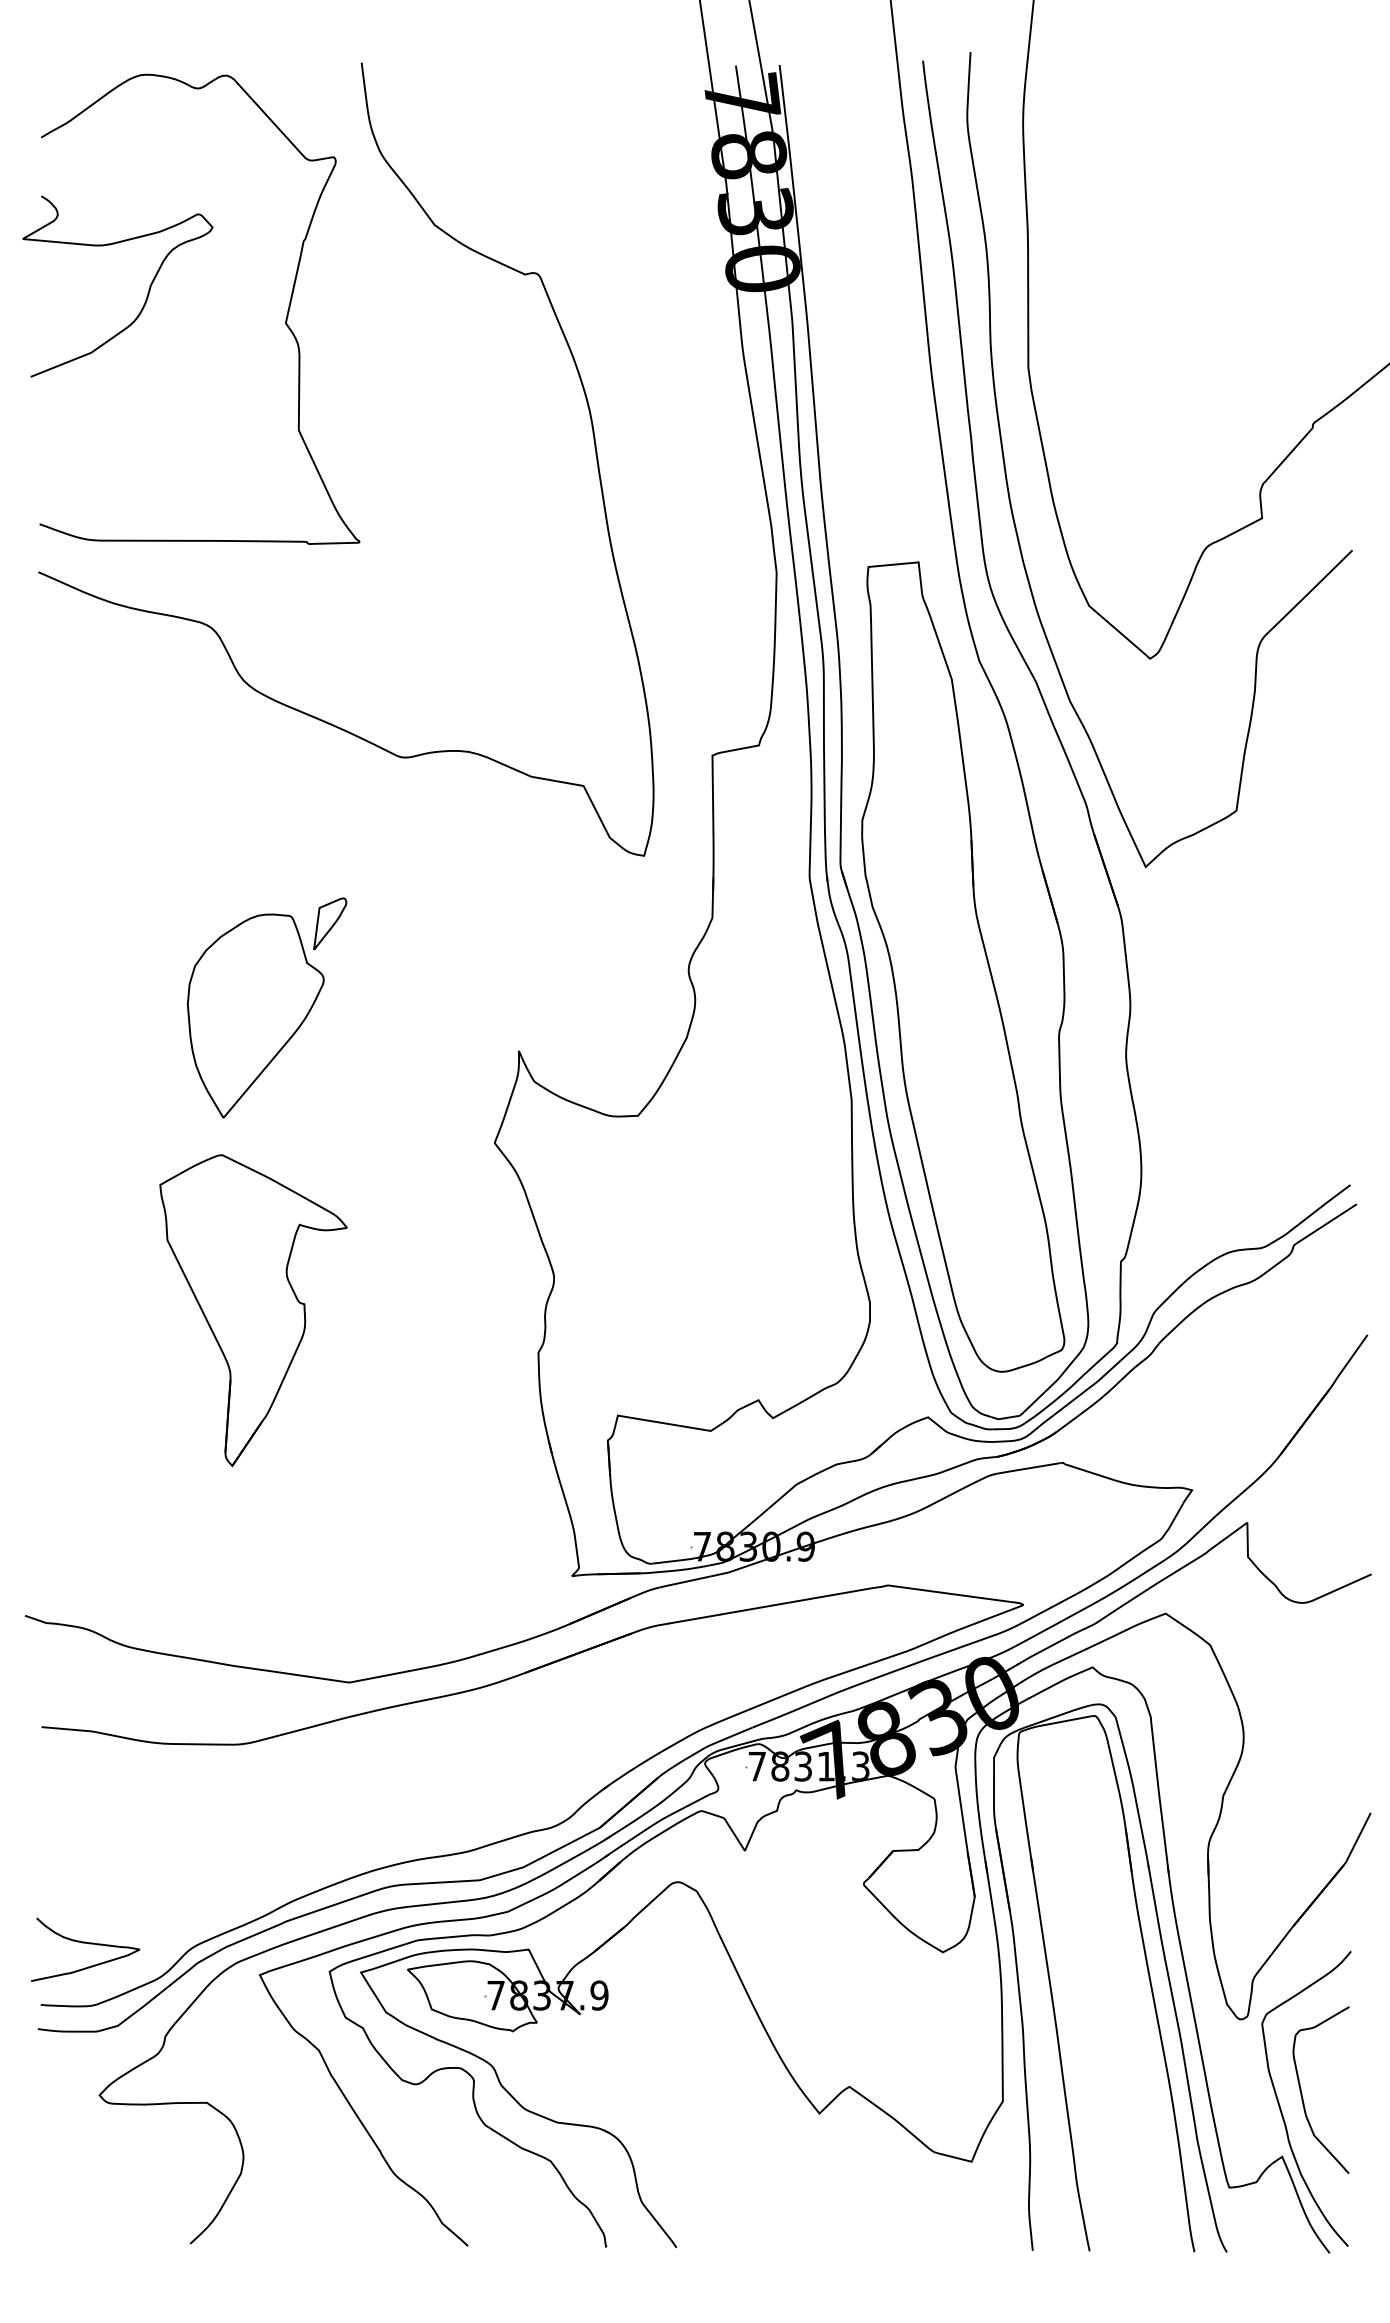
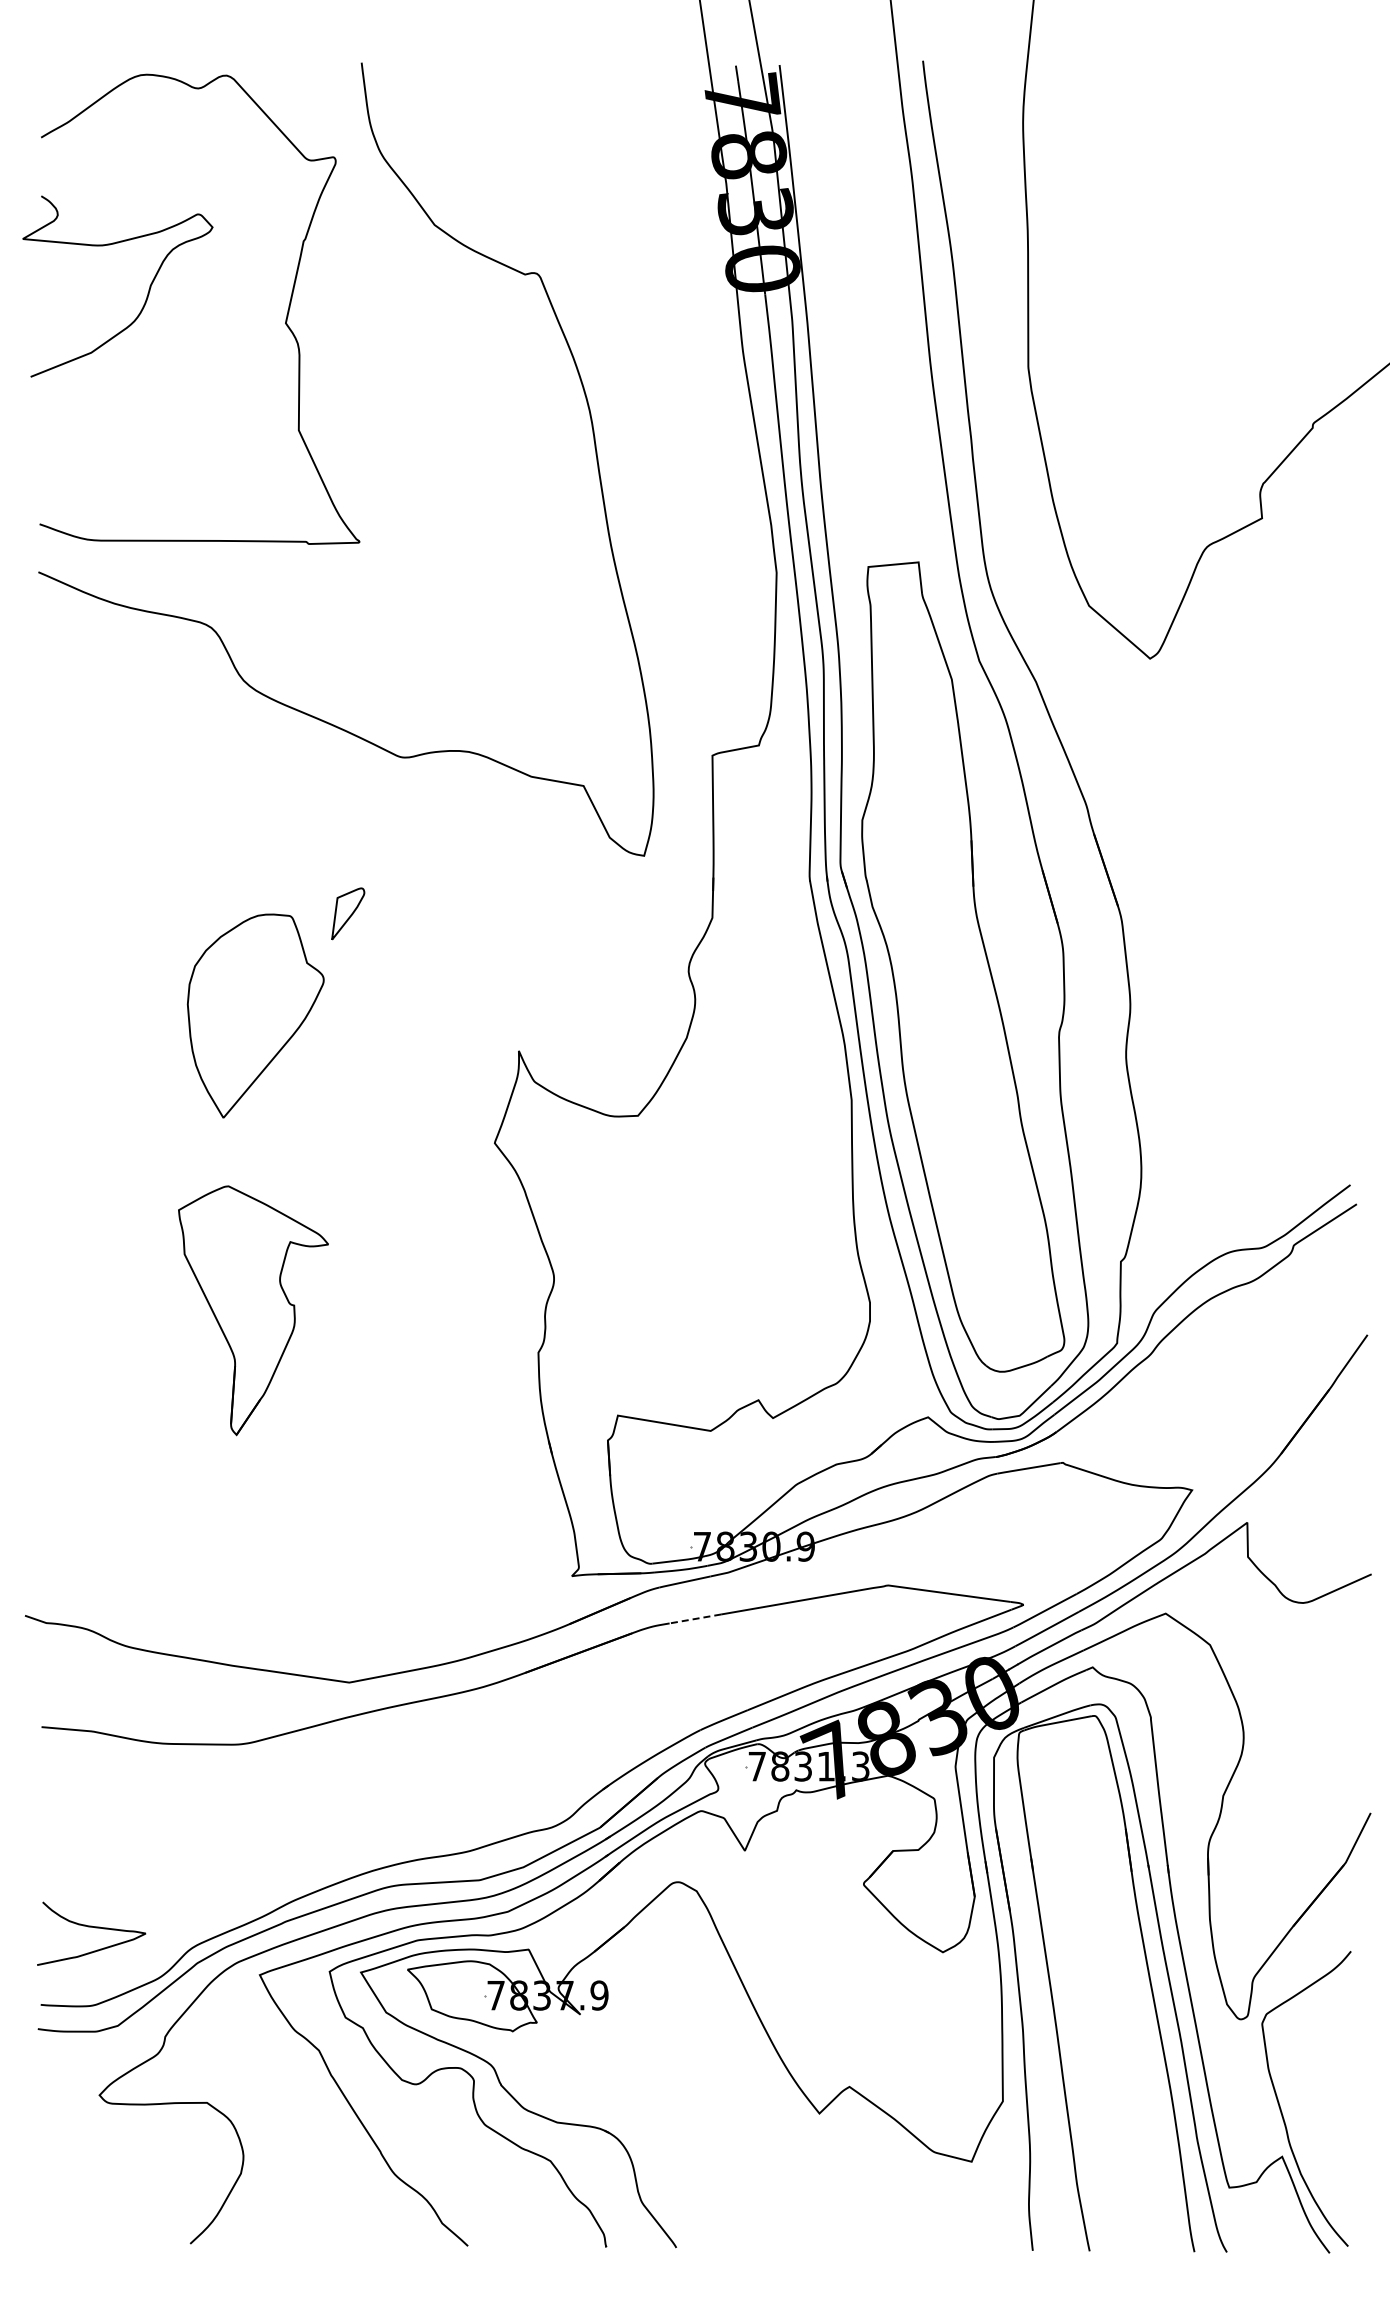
curve: present -> none (1008, 484)
part position: (330, 923) -> (348, 913) (348, 913)
part size: 189x314 px -> 151x252 px (253, 1310)
line: solid -> dashed (694, 1619)
curve position: (85, 1943) -> (91, 1927) (91, 1927)
curve: present -> none (1302, 2093)
